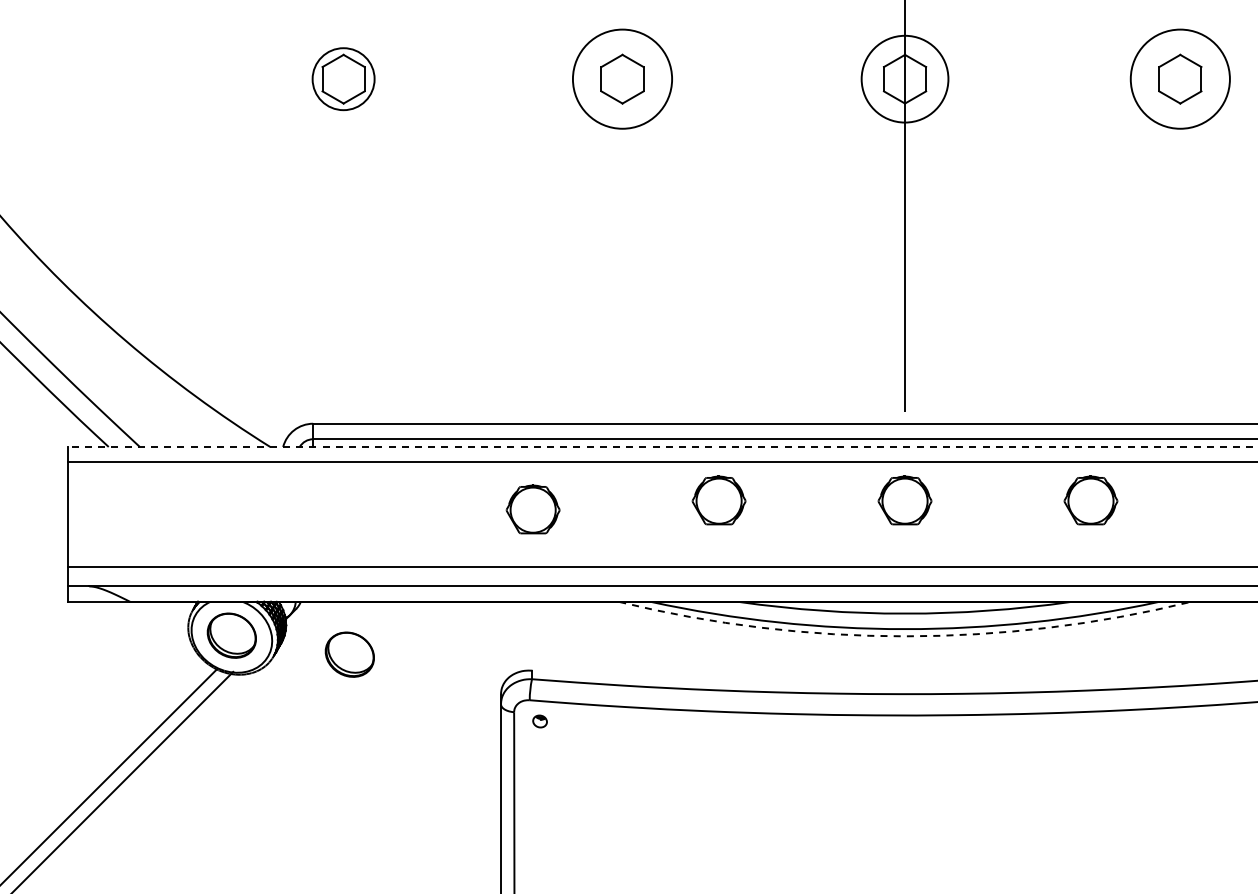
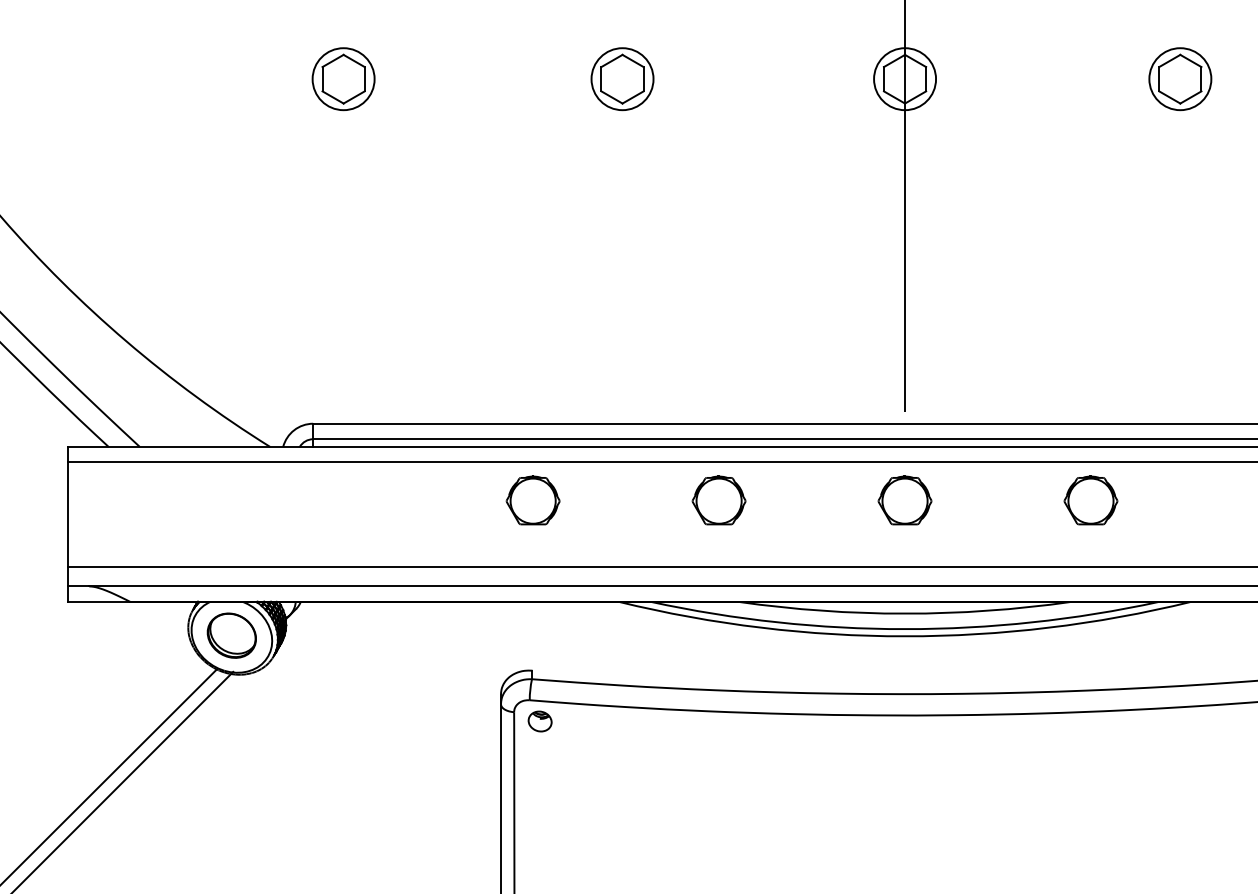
circle diameter: 99 px -> 62 px (622, 79)
circle diameter: 87 px -> 62 px (905, 79)
circle diameter: 99 px -> 62 px (1180, 79)
line: dashed -> solid (663, 446)
part position: (532, 509) -> (532, 500) (532, 500)
arc: dashed -> solid (905, 636)
part: present -> none (349, 654)
part size: 16x15 px -> 26x23 px (539, 721)
